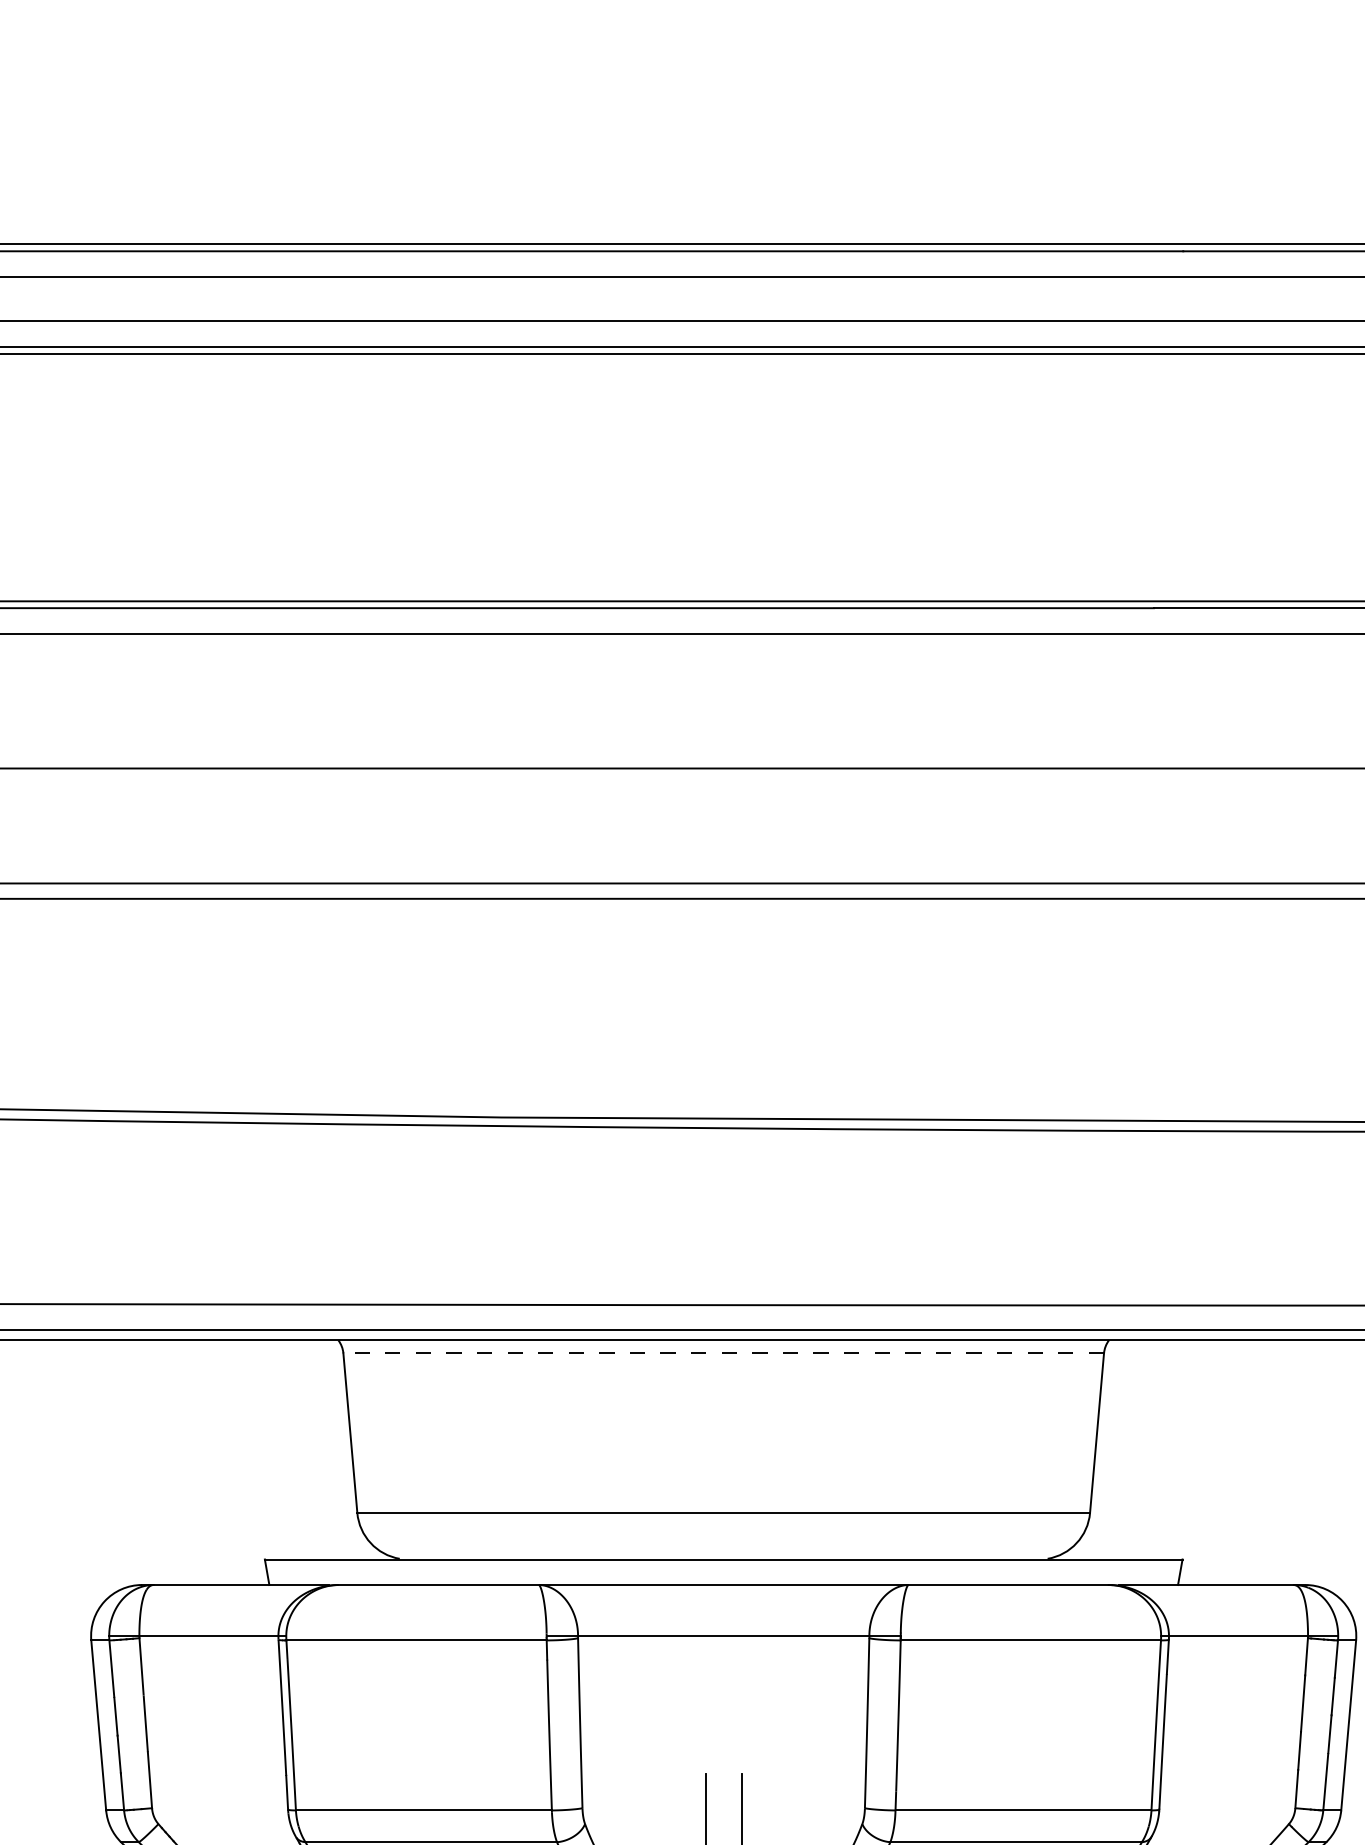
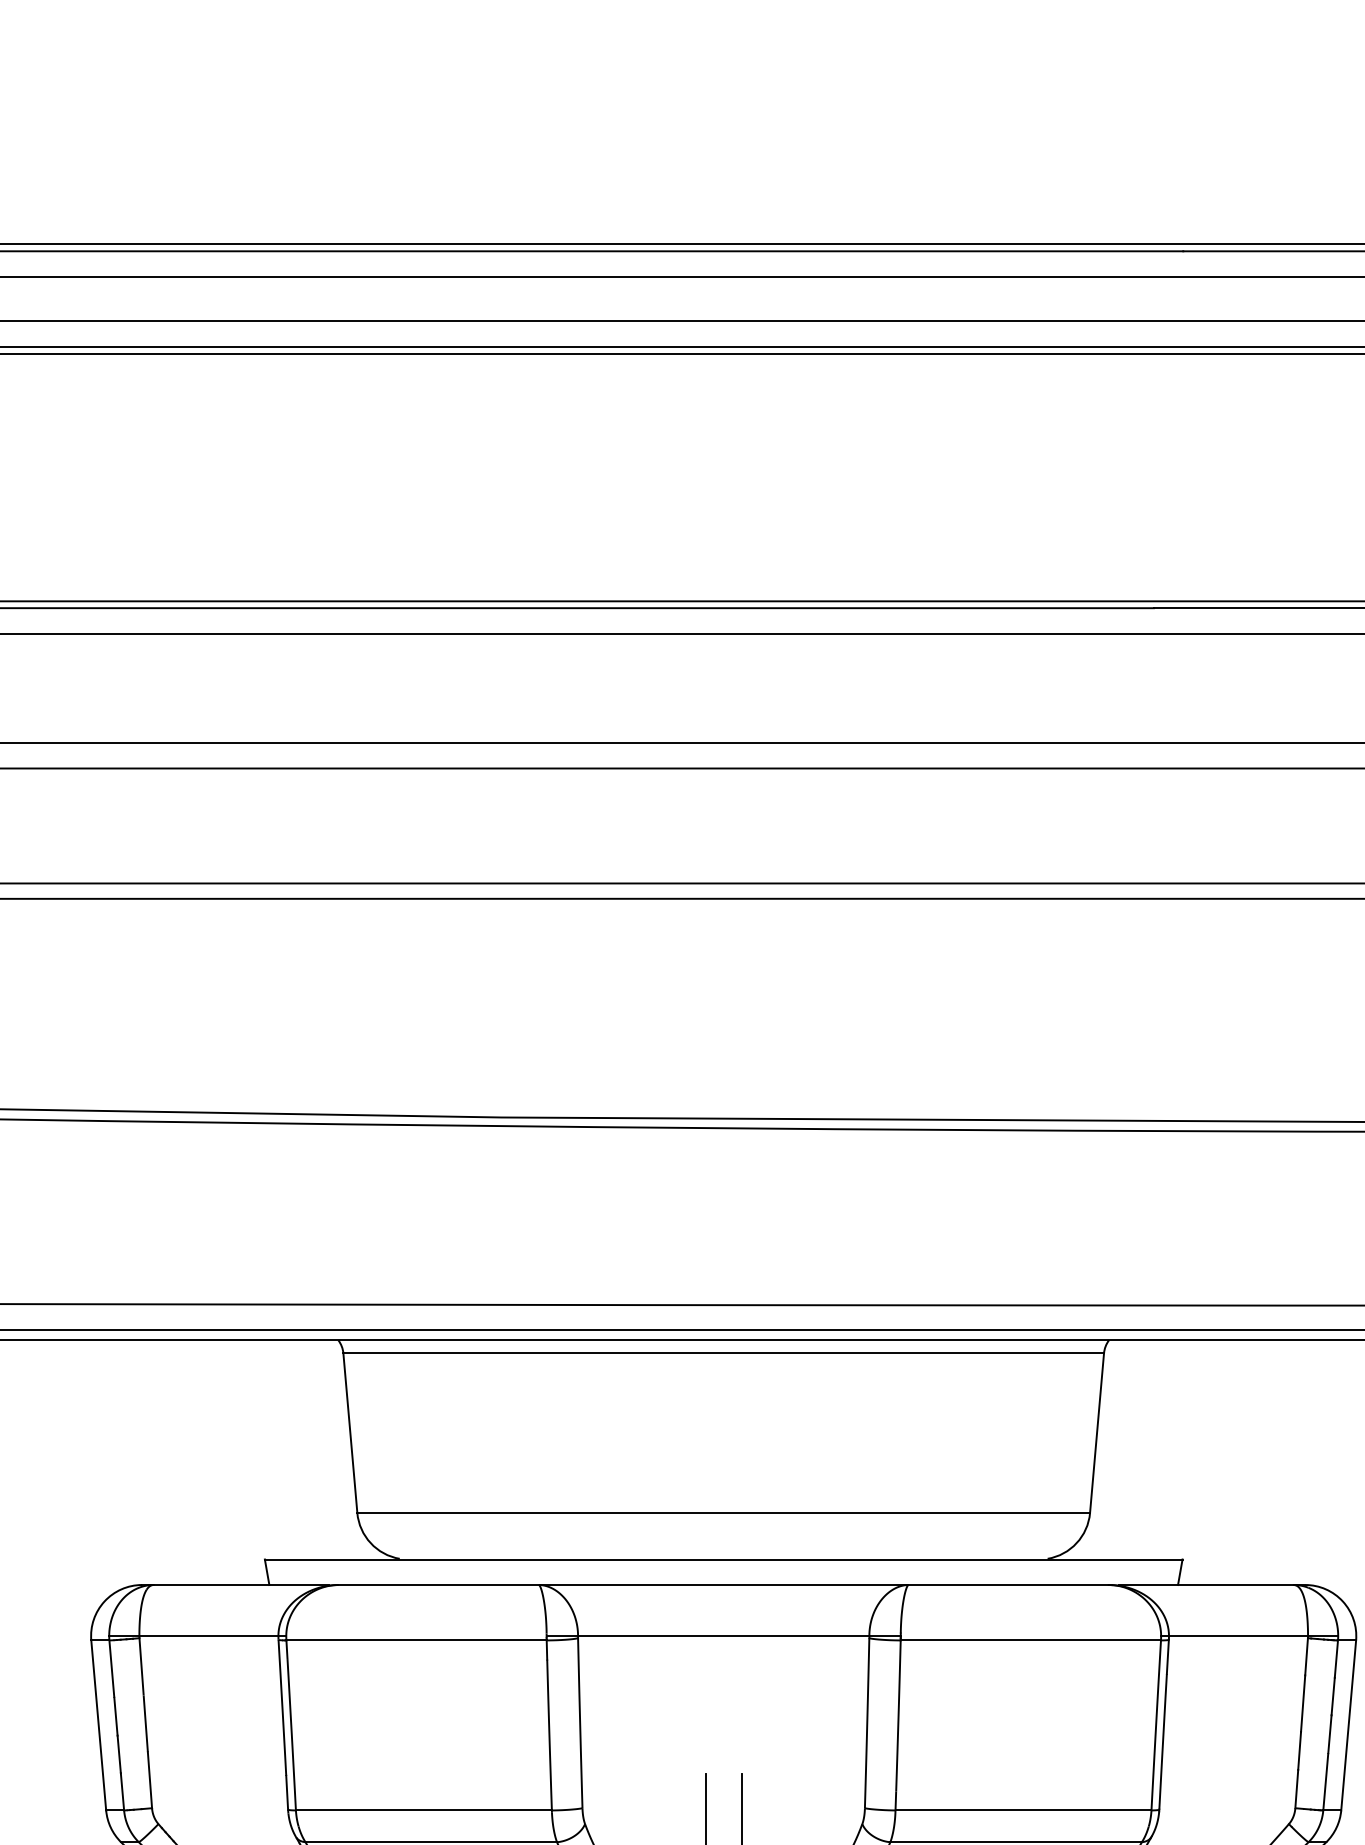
line: none -> present (681, 743)
line: dashed -> solid (723, 1353)
